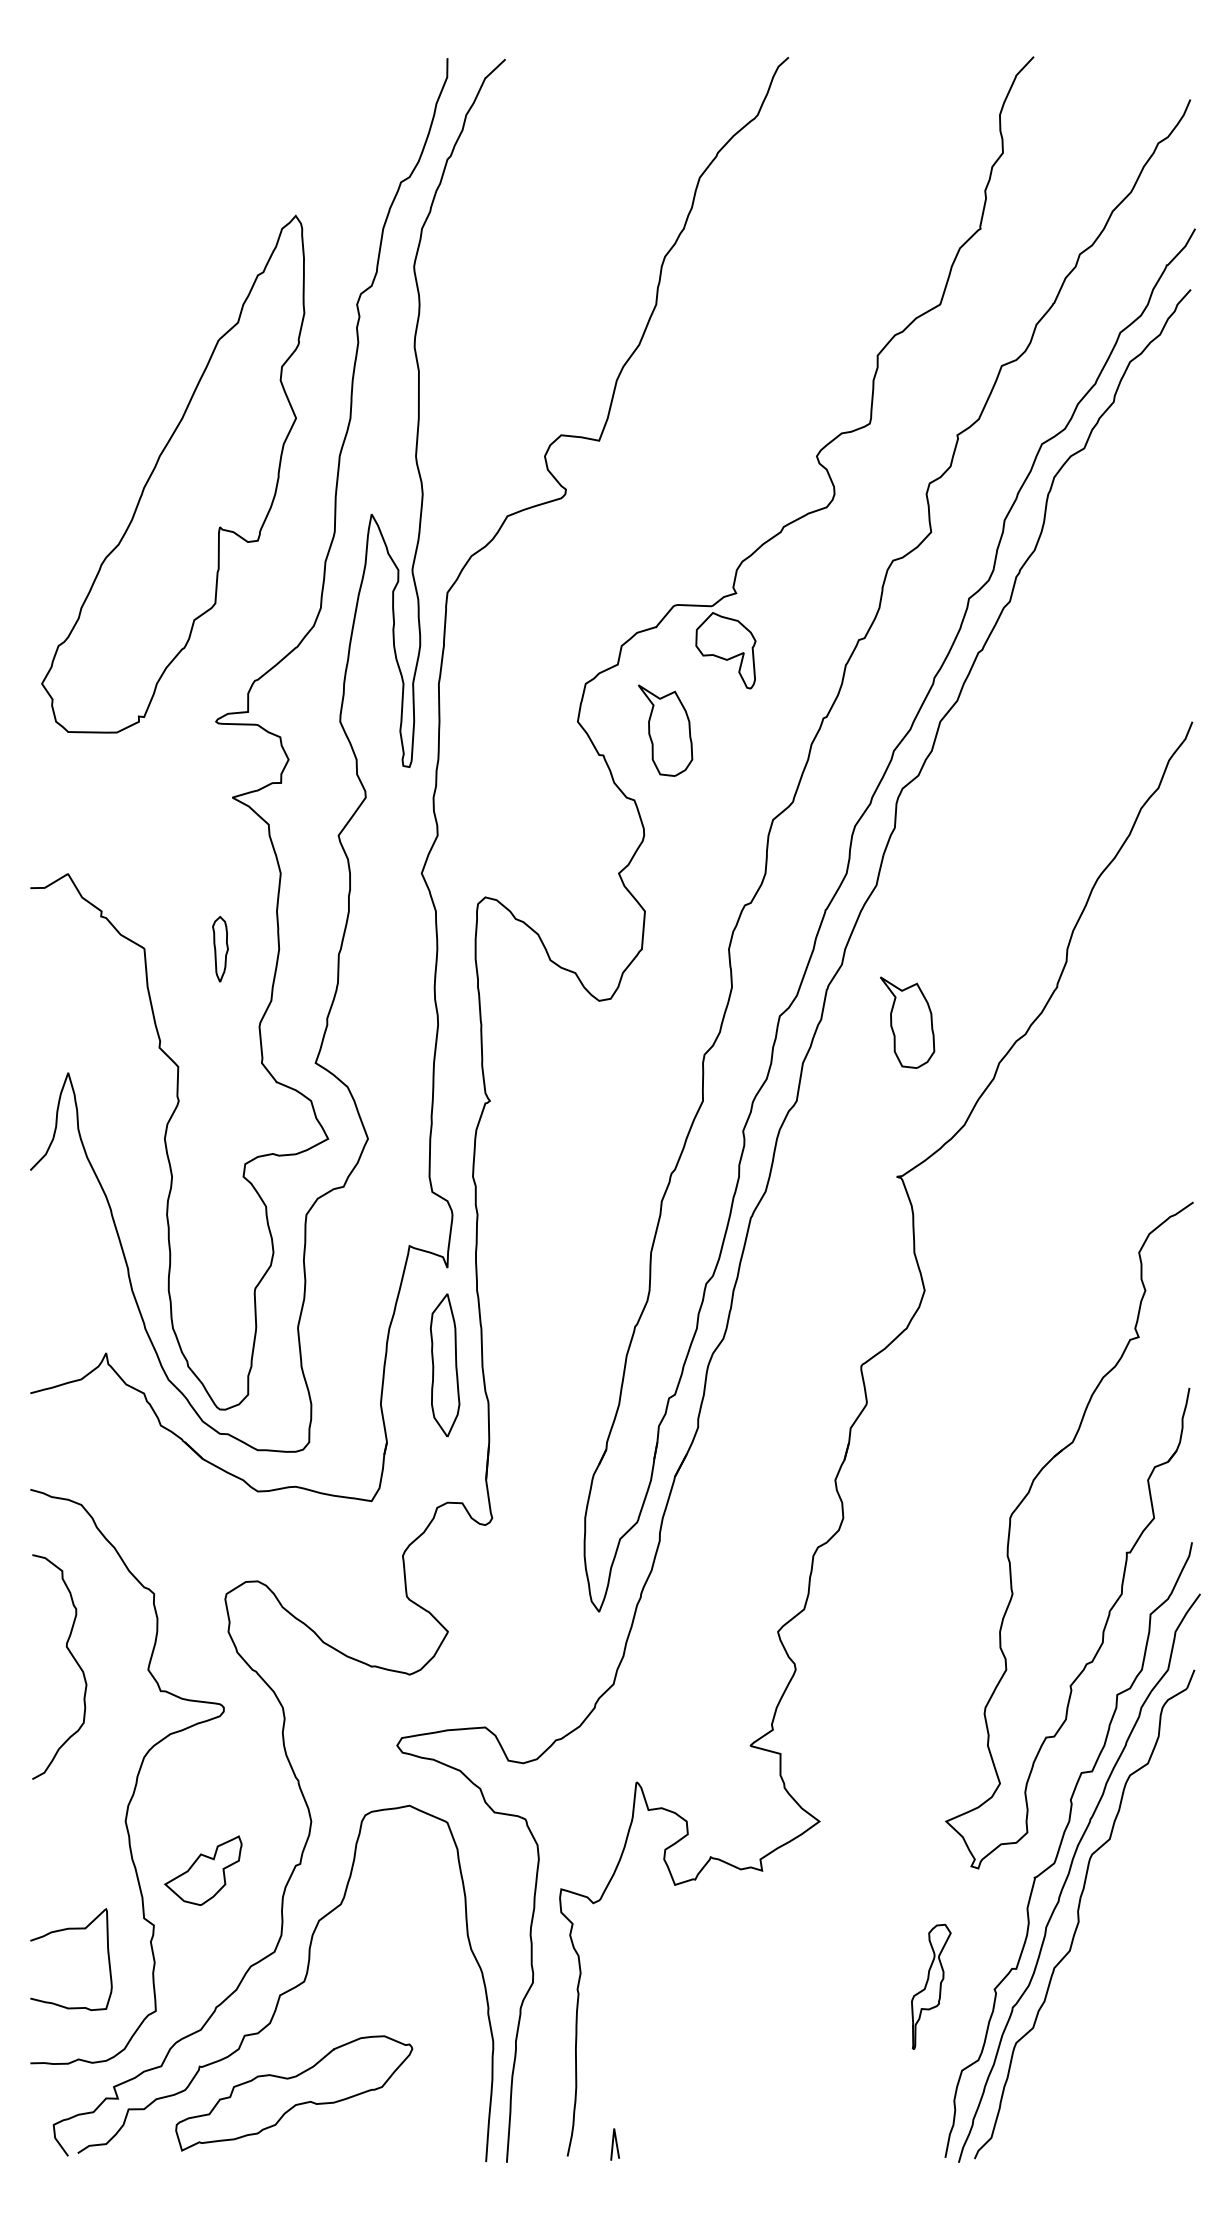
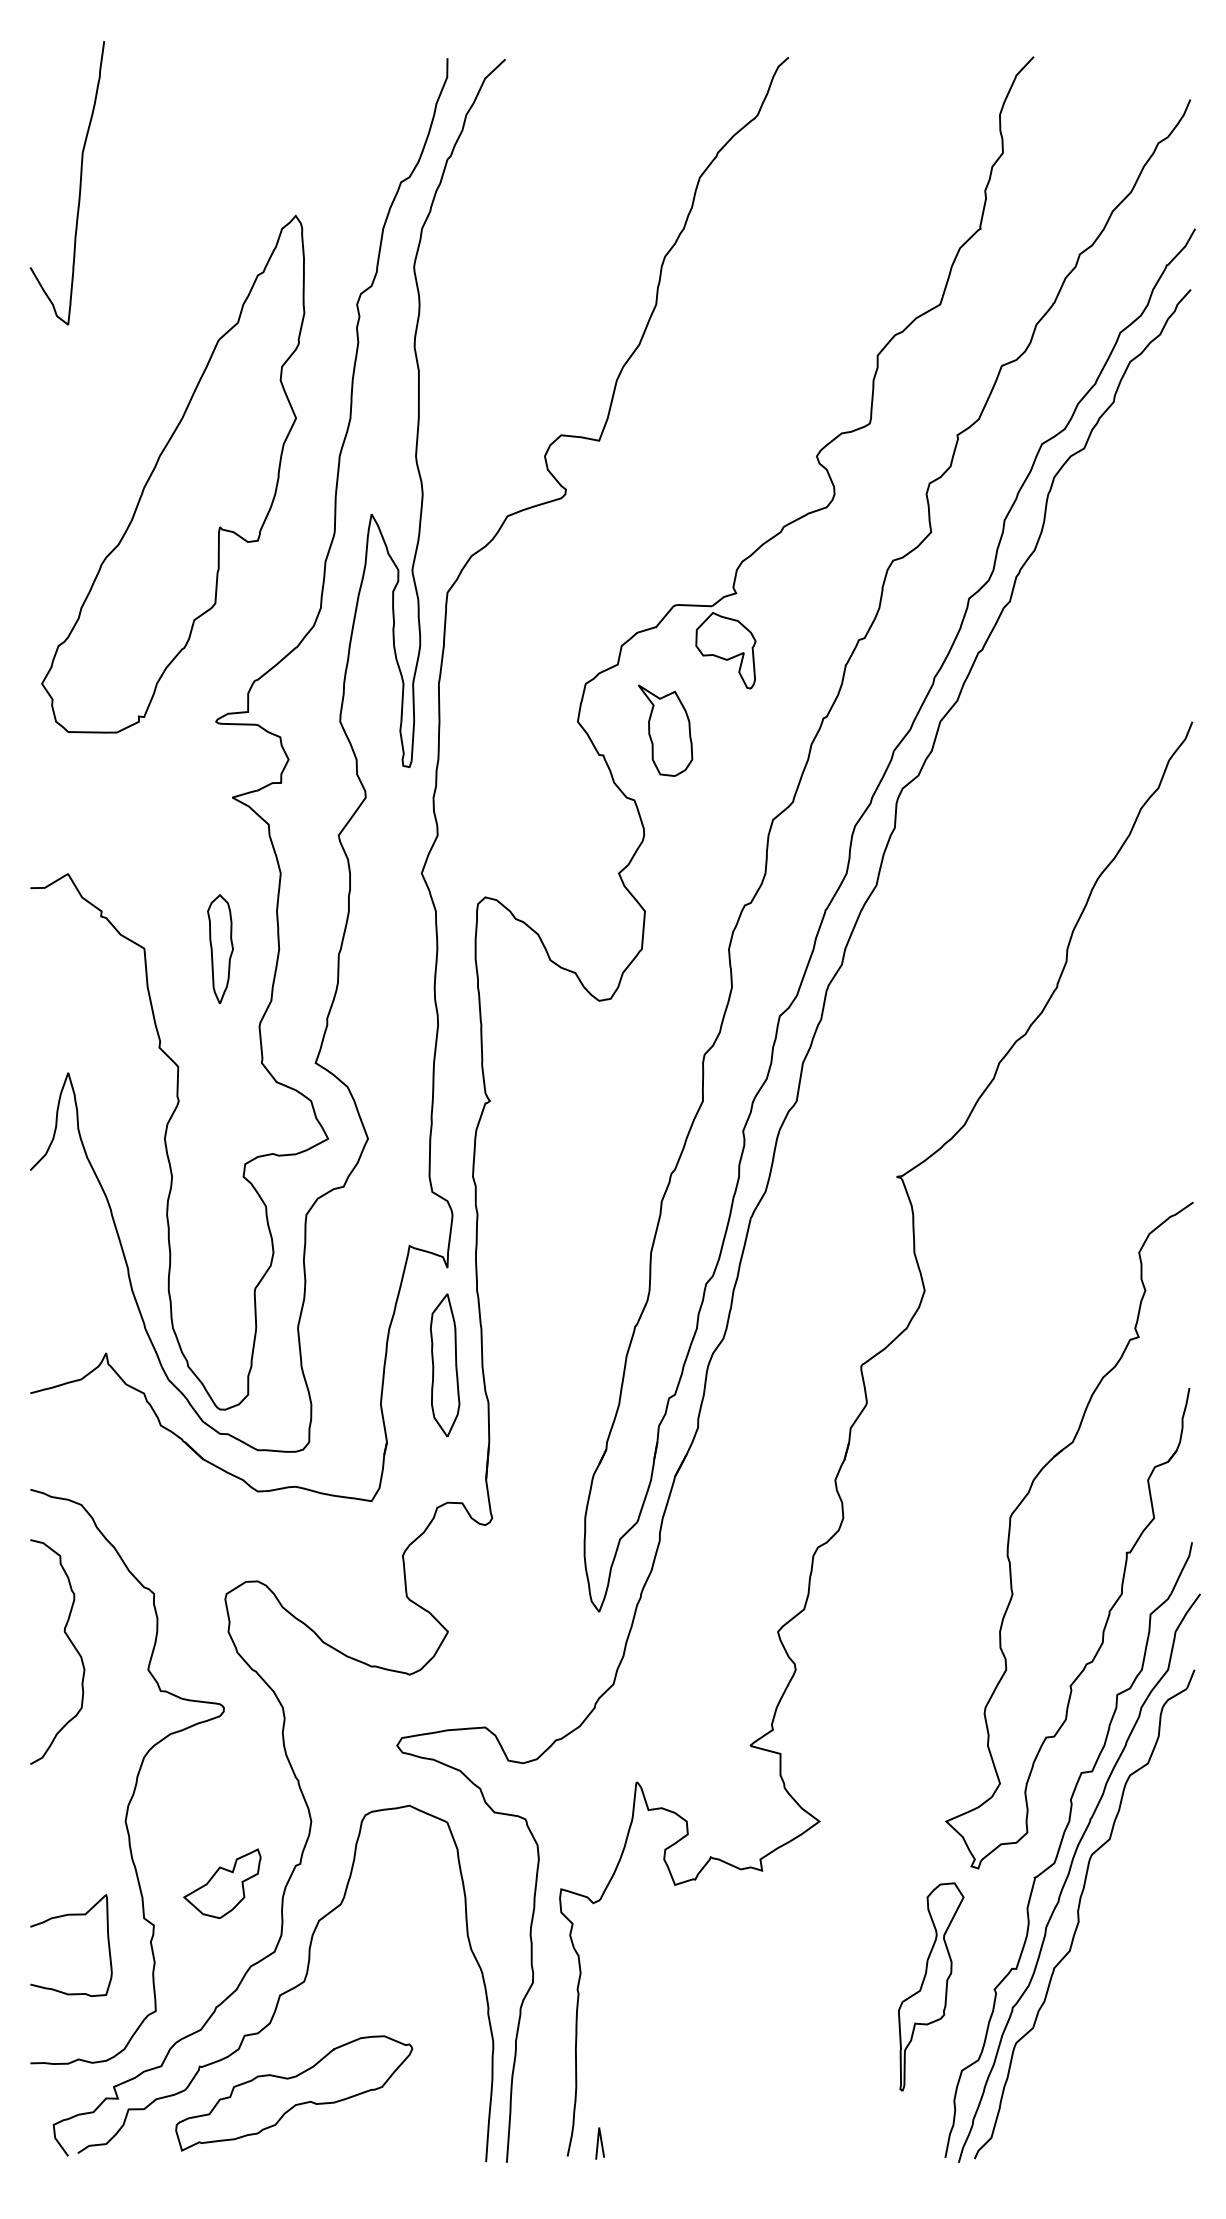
curve: none -> present (79, 183)
part size: 17x68 px -> 27x111 px (220, 949)
part: present -> none (907, 1022)
curve position: (73, 1659) -> (71, 1644) (71, 1644)
part position: (203, 1870) -> (222, 1883) (222, 1883)
curve position: (65, 1930) -> (65, 1916) (65, 1916)
part size: 41x127 px -> 67x210 px (931, 1986)
line position: (613, 2144) -> (598, 2143) (598, 2143)
